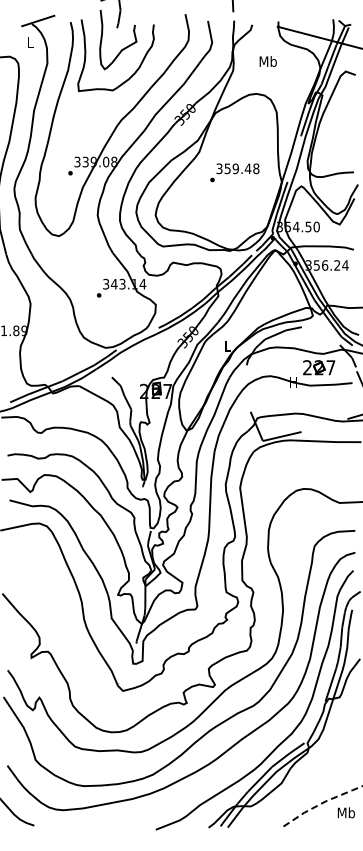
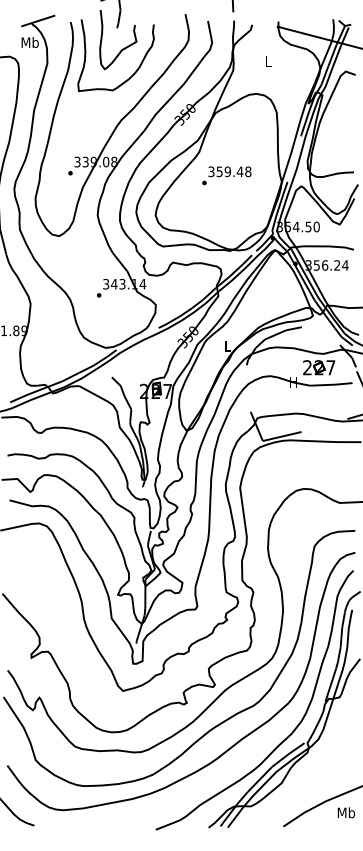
text: L -> Mb (29, 42)
text: Mb -> L (267, 61)
text position: (234, 172) -> (226, 175) (226, 175)
line: dashed -> solid (320, 804)
